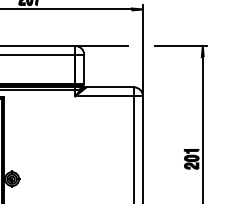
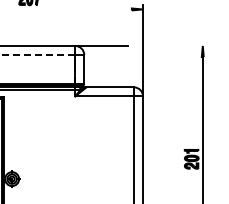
line: present -> none (66, 9)
line: present -> none (180, 45)
line: solid -> dashed (37, 54)
